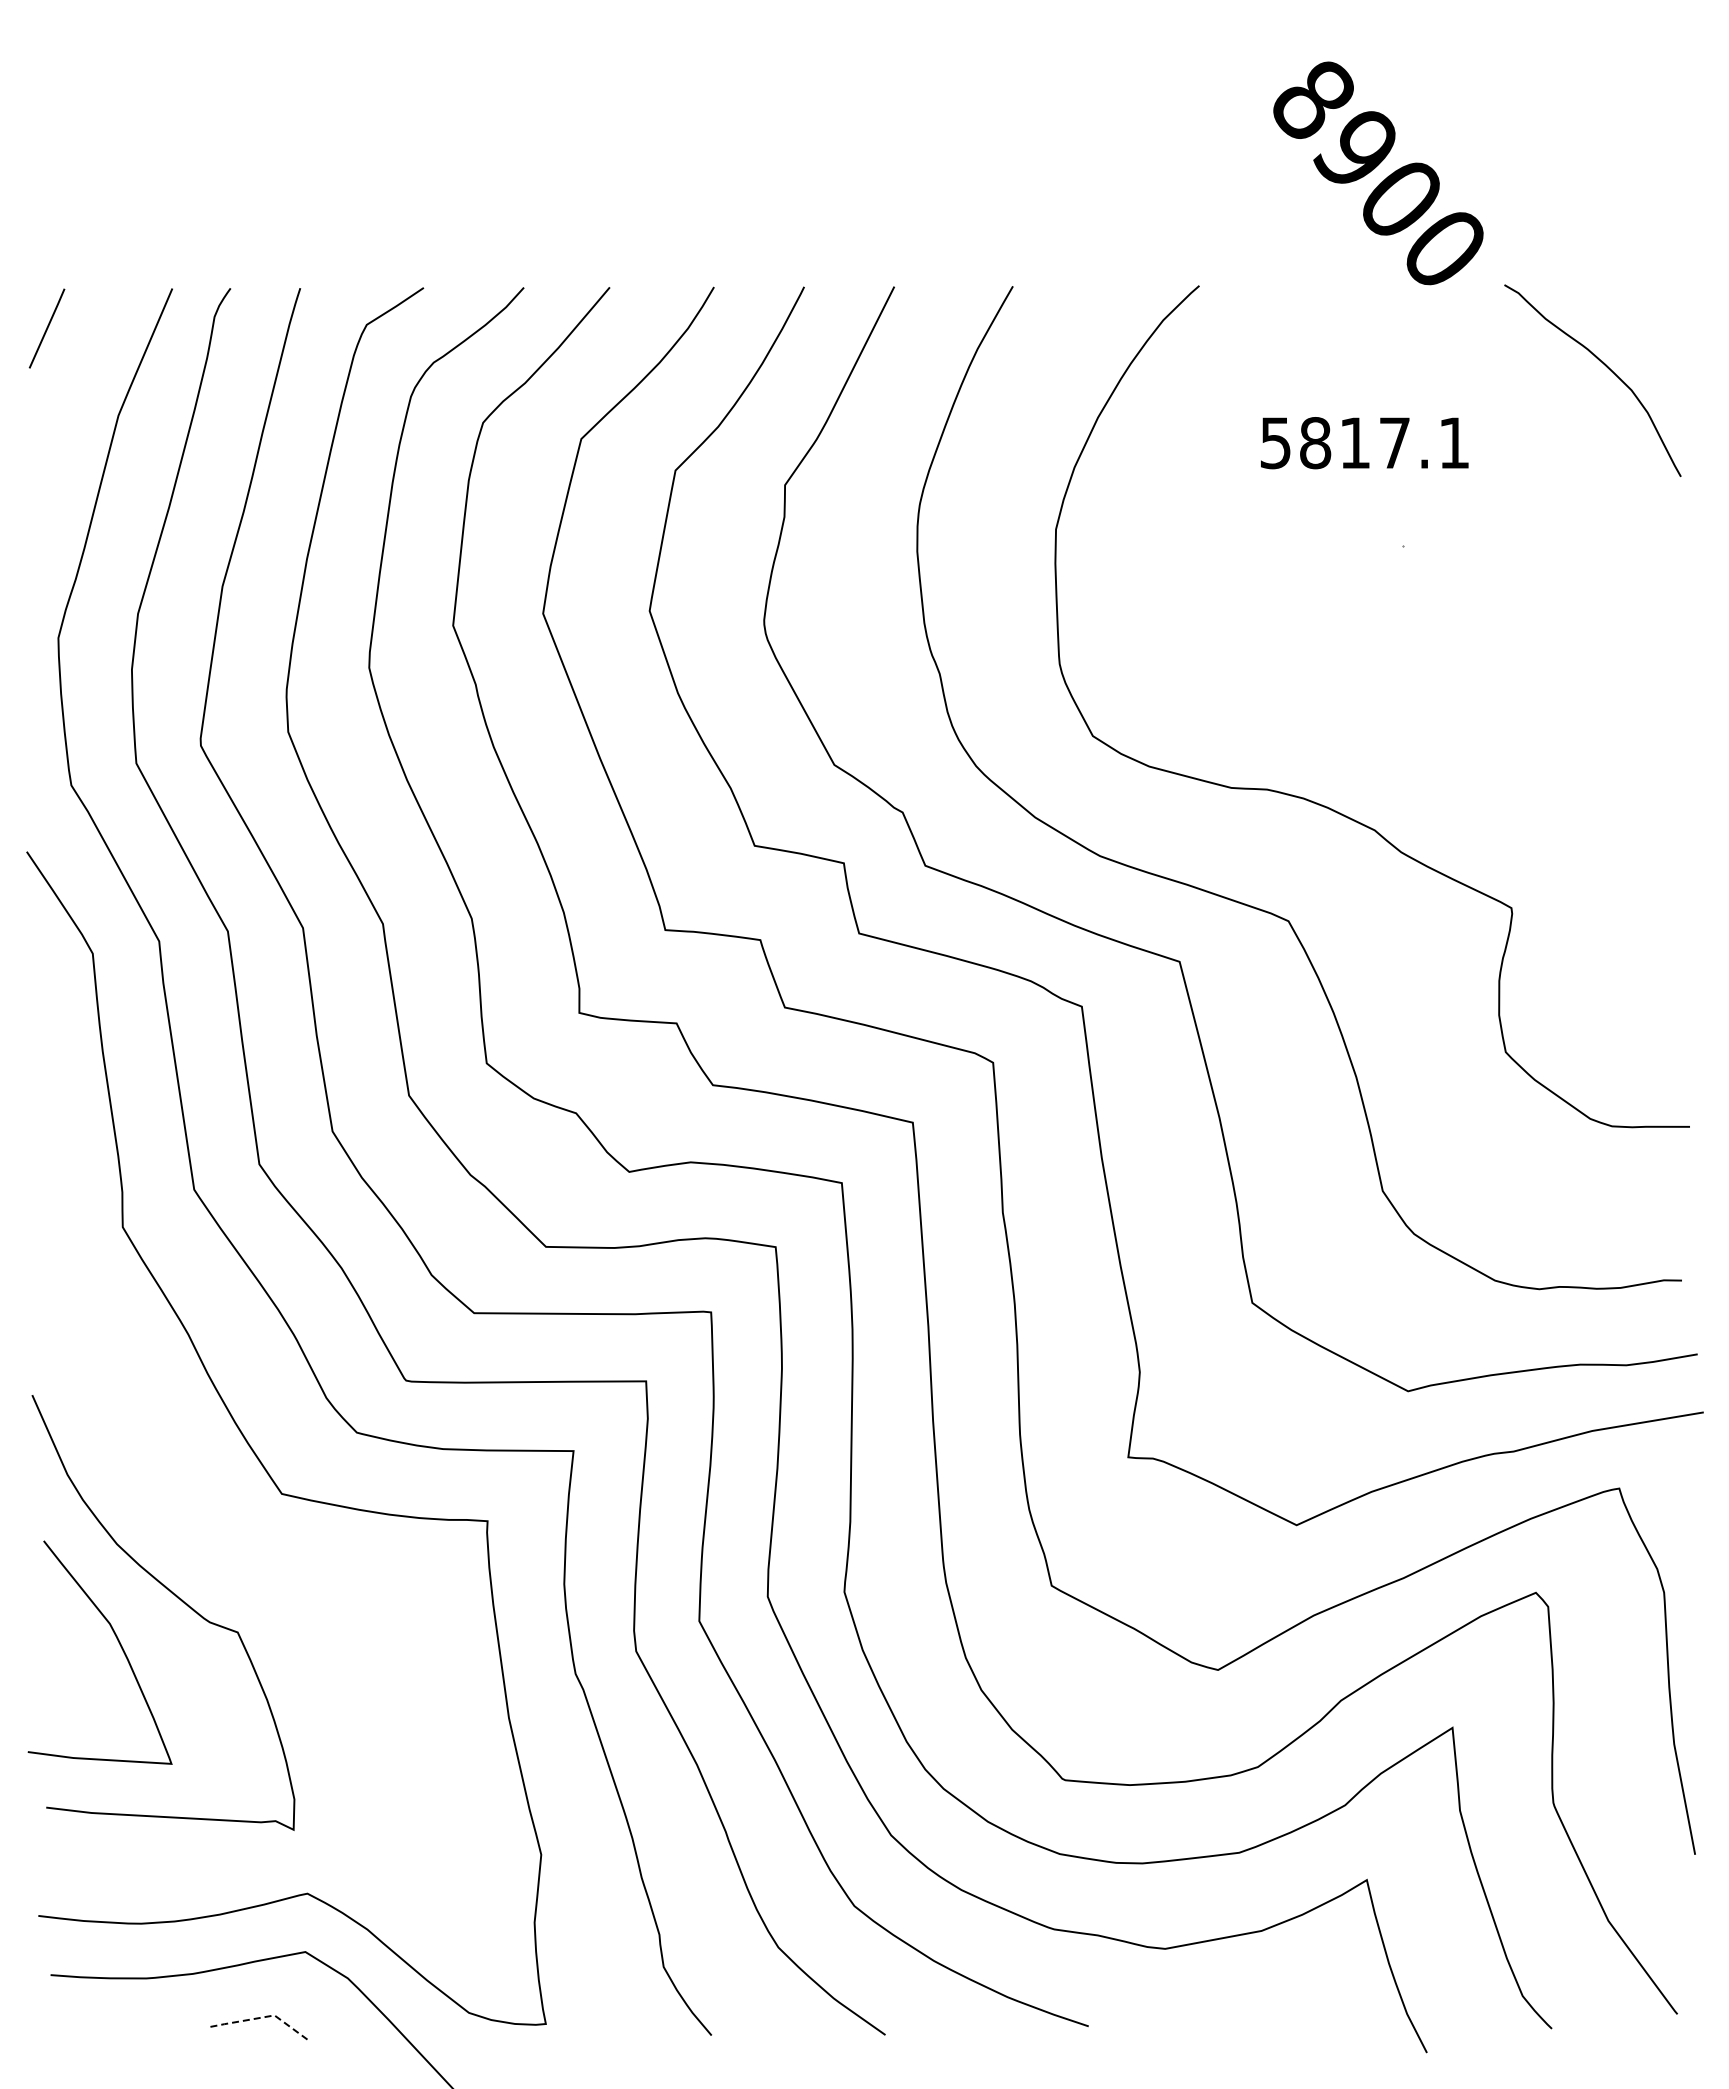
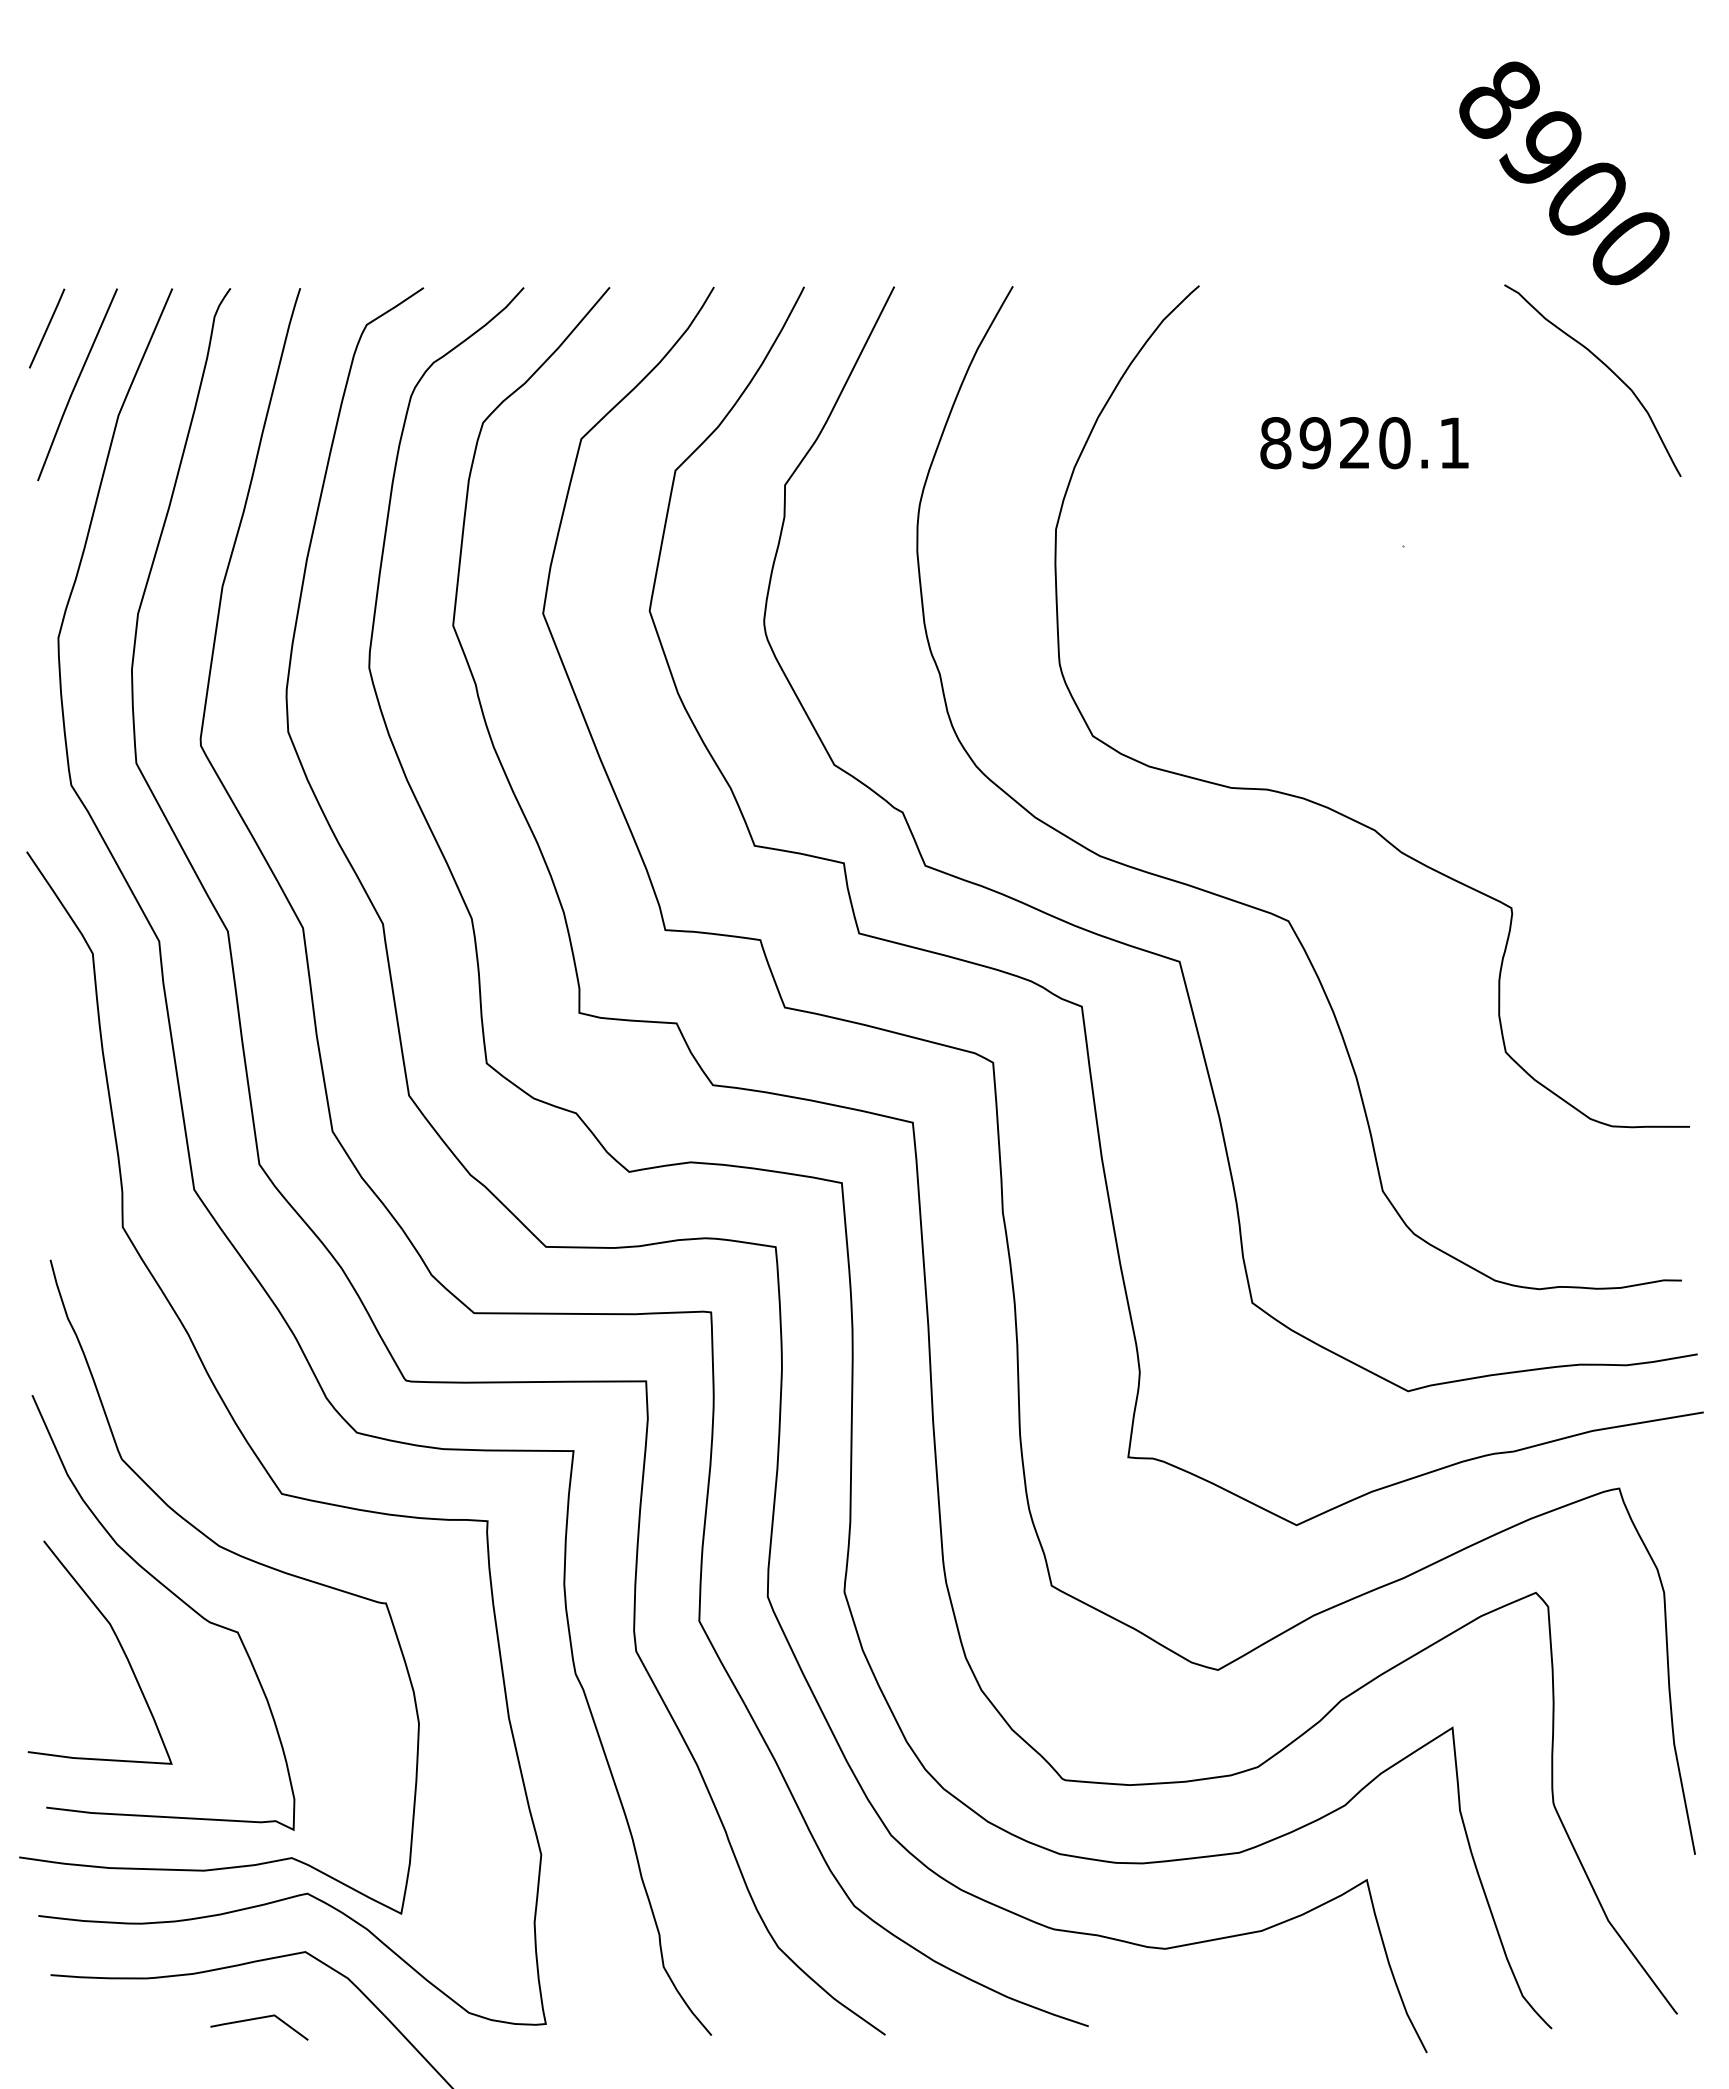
text position: (1378, 173) -> (1564, 173) (1564, 173)
line: none -> present (77, 383)
text: 5817.1 -> 8920.1 (1335, 443)
curve: none -> present (234, 1554)
line: dashed -> solid (262, 2017)
